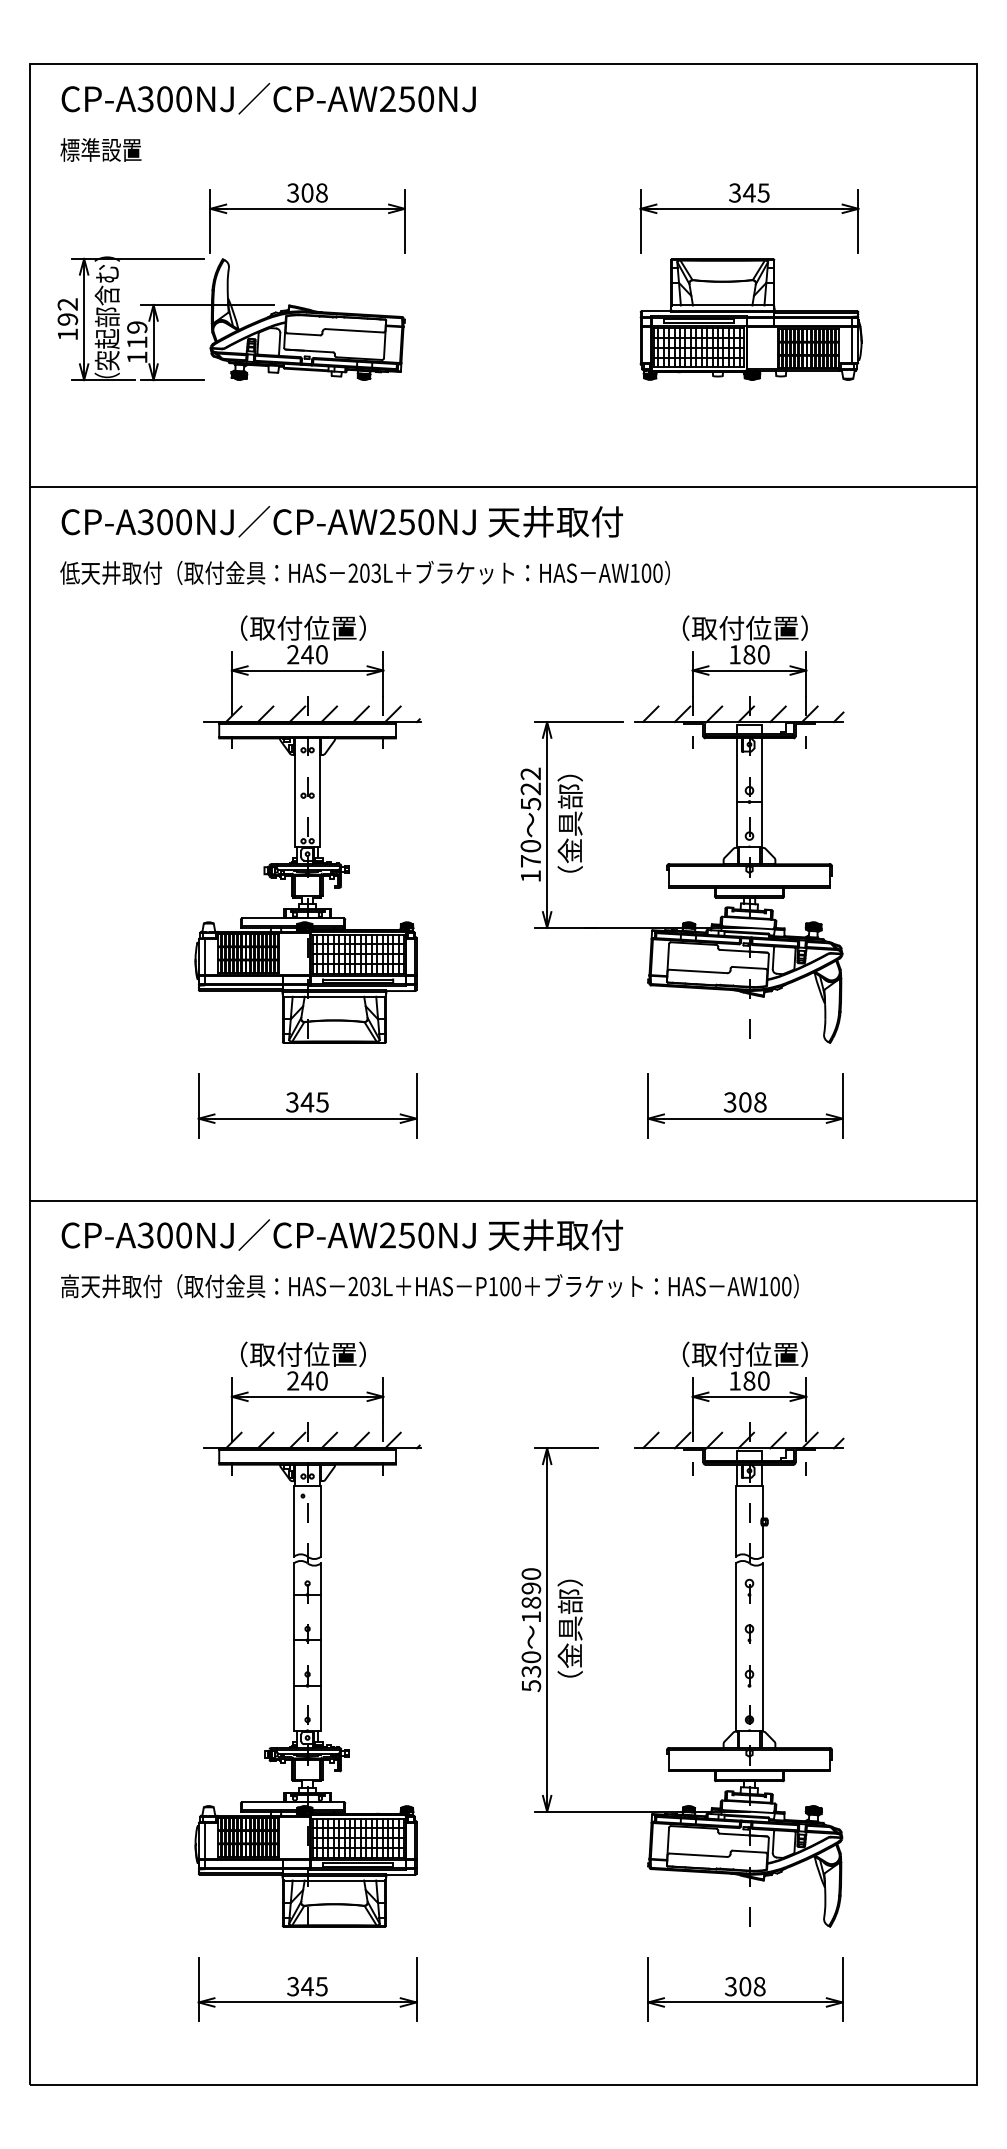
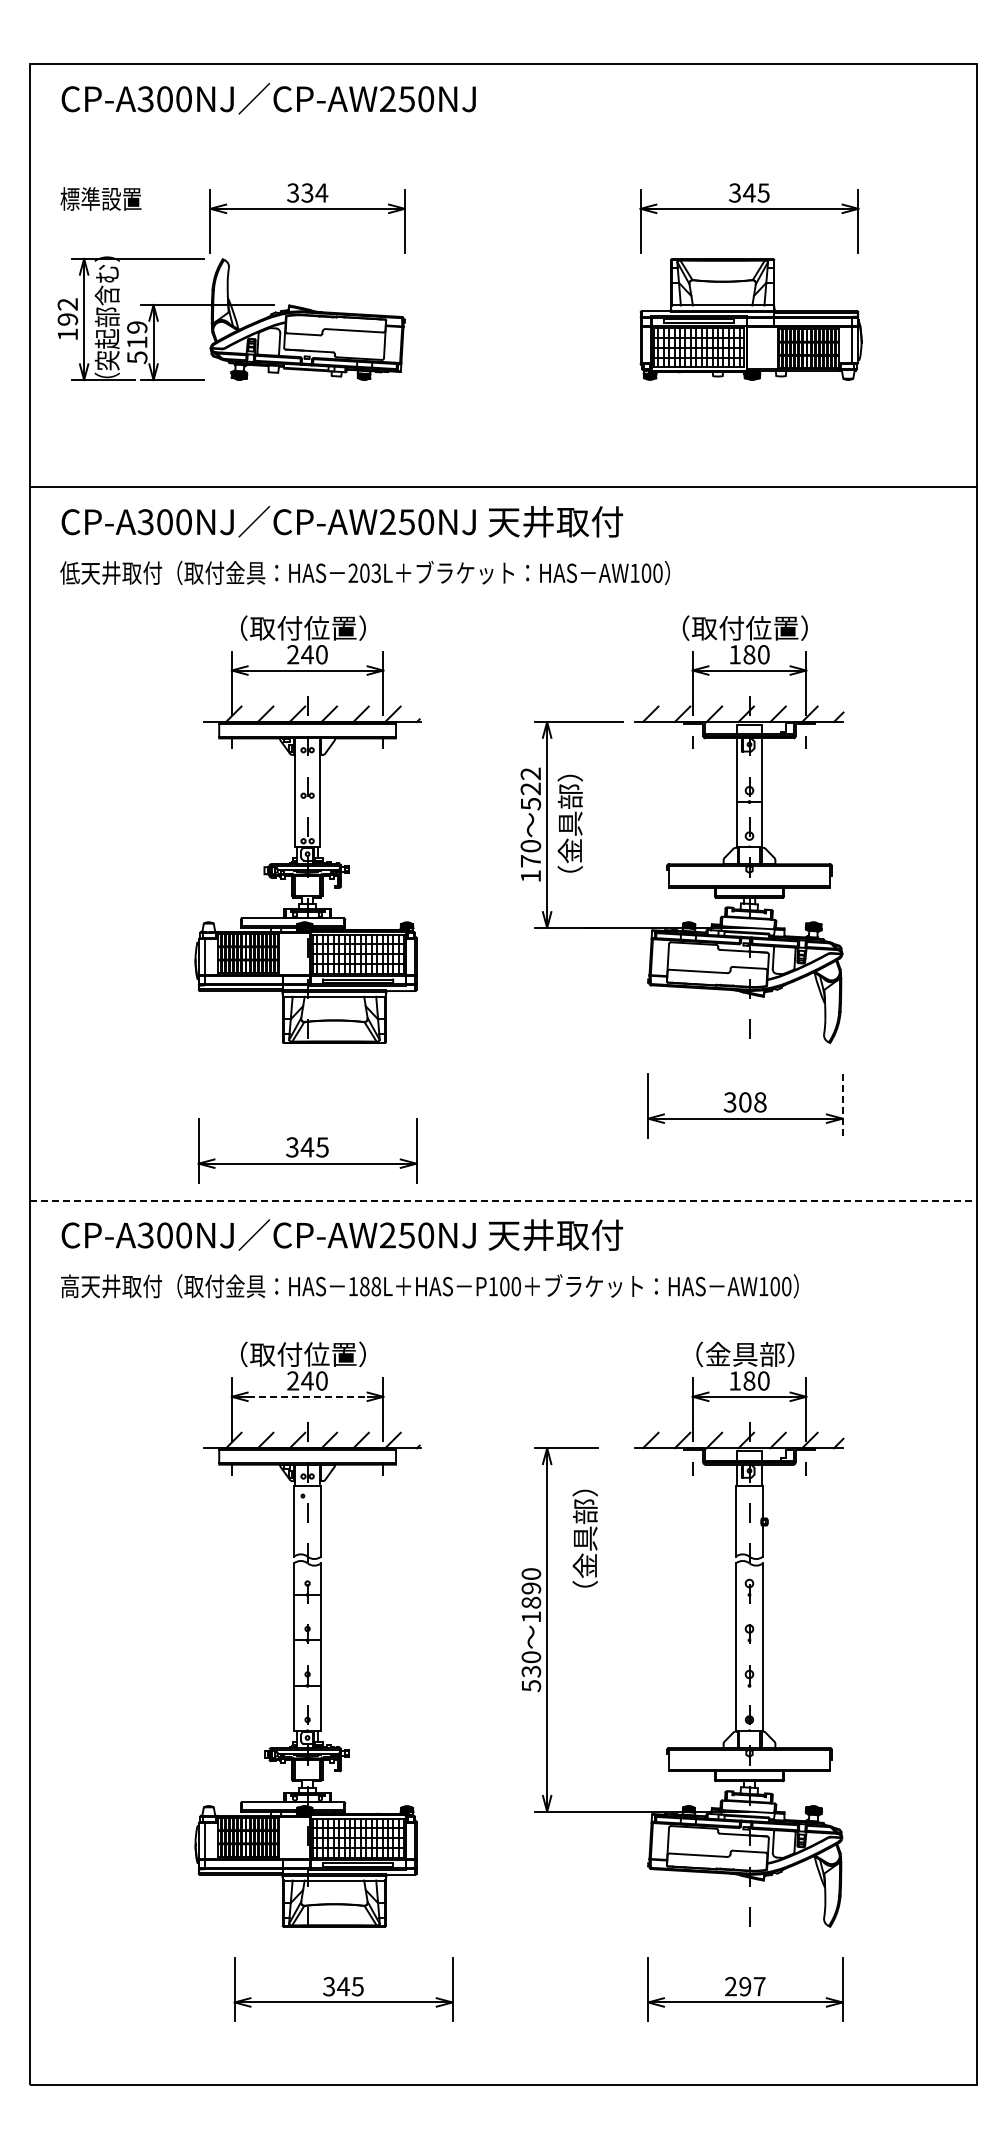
text position: (100, 149) -> (100, 198) (100, 198)
text: 308 -> 334 (314, 192)
text: 119 -> 519 (137, 357)
part position: (307, 1105) -> (307, 1150) (307, 1150)
line: solid -> dashed (842, 1106)
line: solid -> dashed (503, 1200)
text: 203L -> 188L (364, 1286)
text: （取付位置） -> （金具部） (744, 1354)
line: solid -> dashed (307, 1396)
text position: (569, 1628) -> (584, 1538) (584, 1538)
text: 308 -> 297 (744, 1986)
part position: (307, 1989) -> (343, 1989) (343, 1989)
